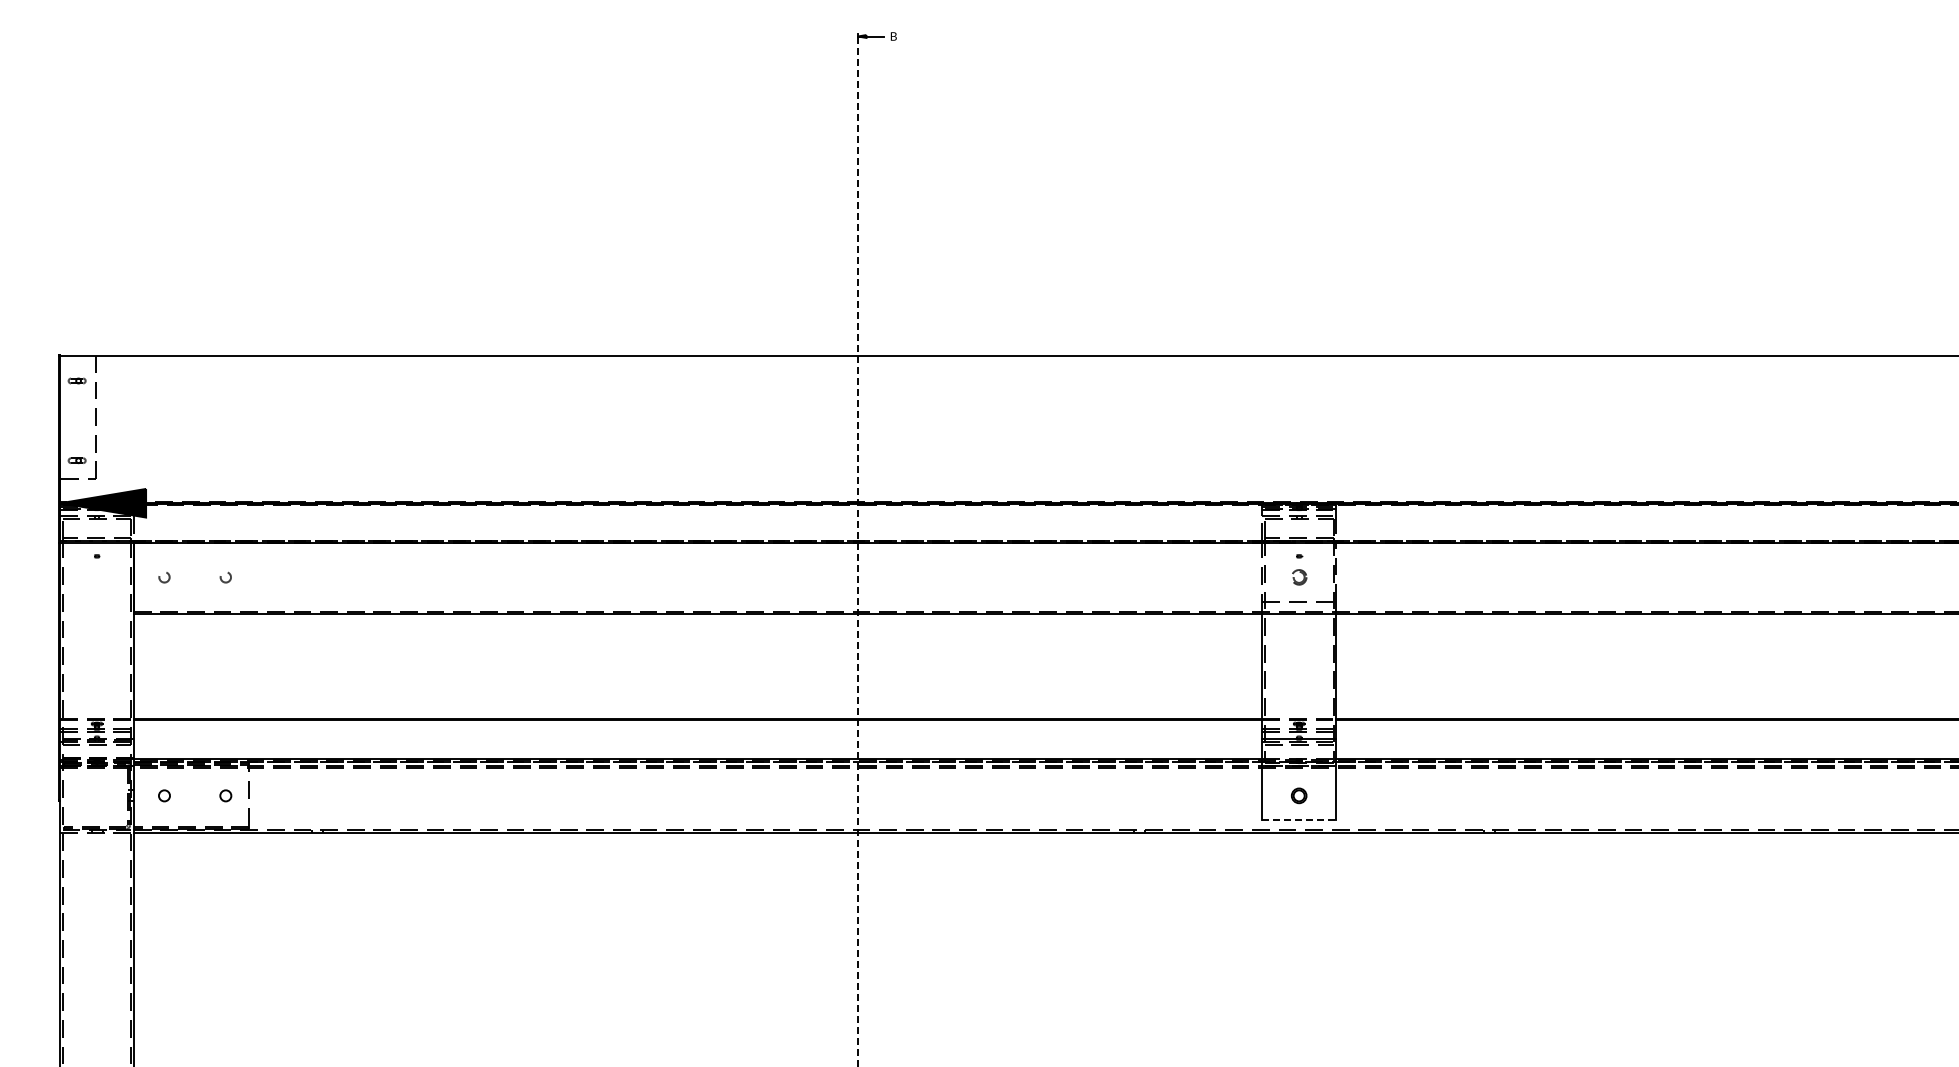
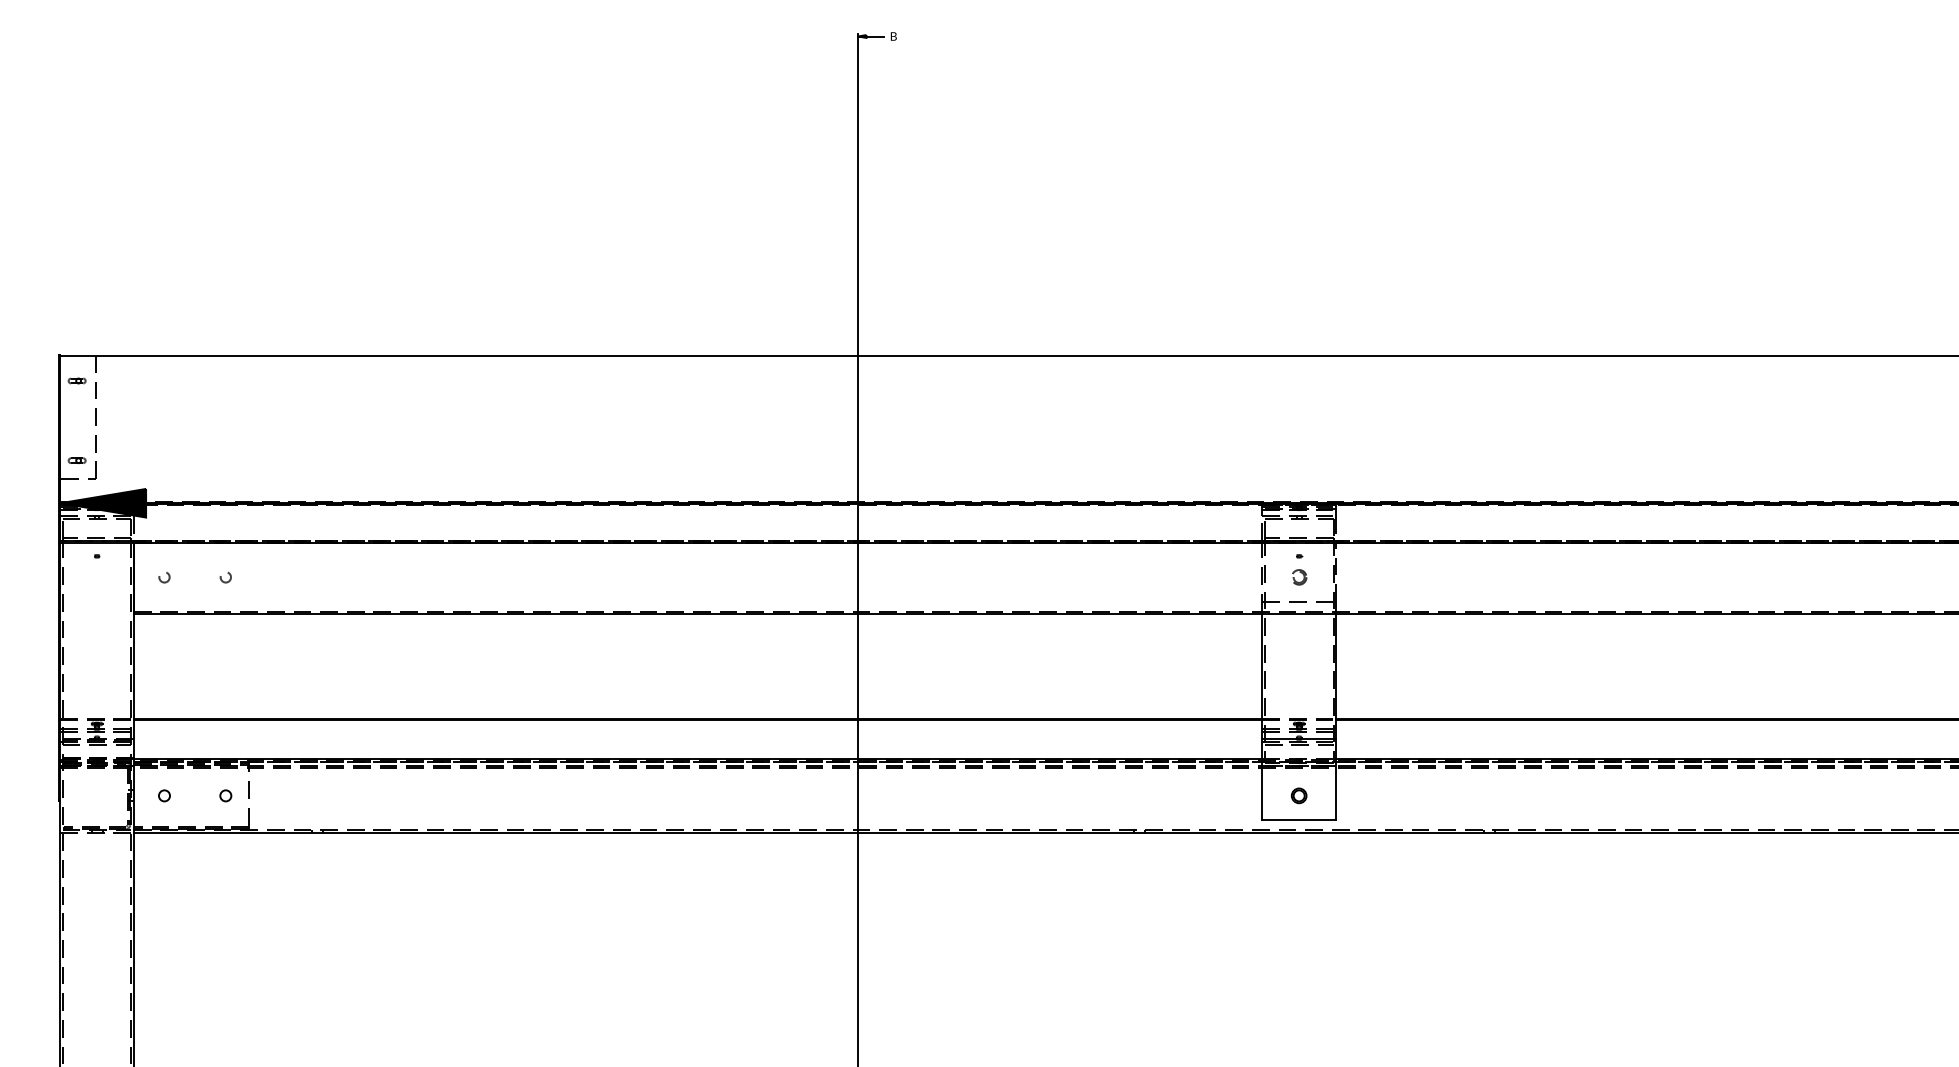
line: dashed -> solid (857, 551)
line: dashed -> solid (1299, 820)
